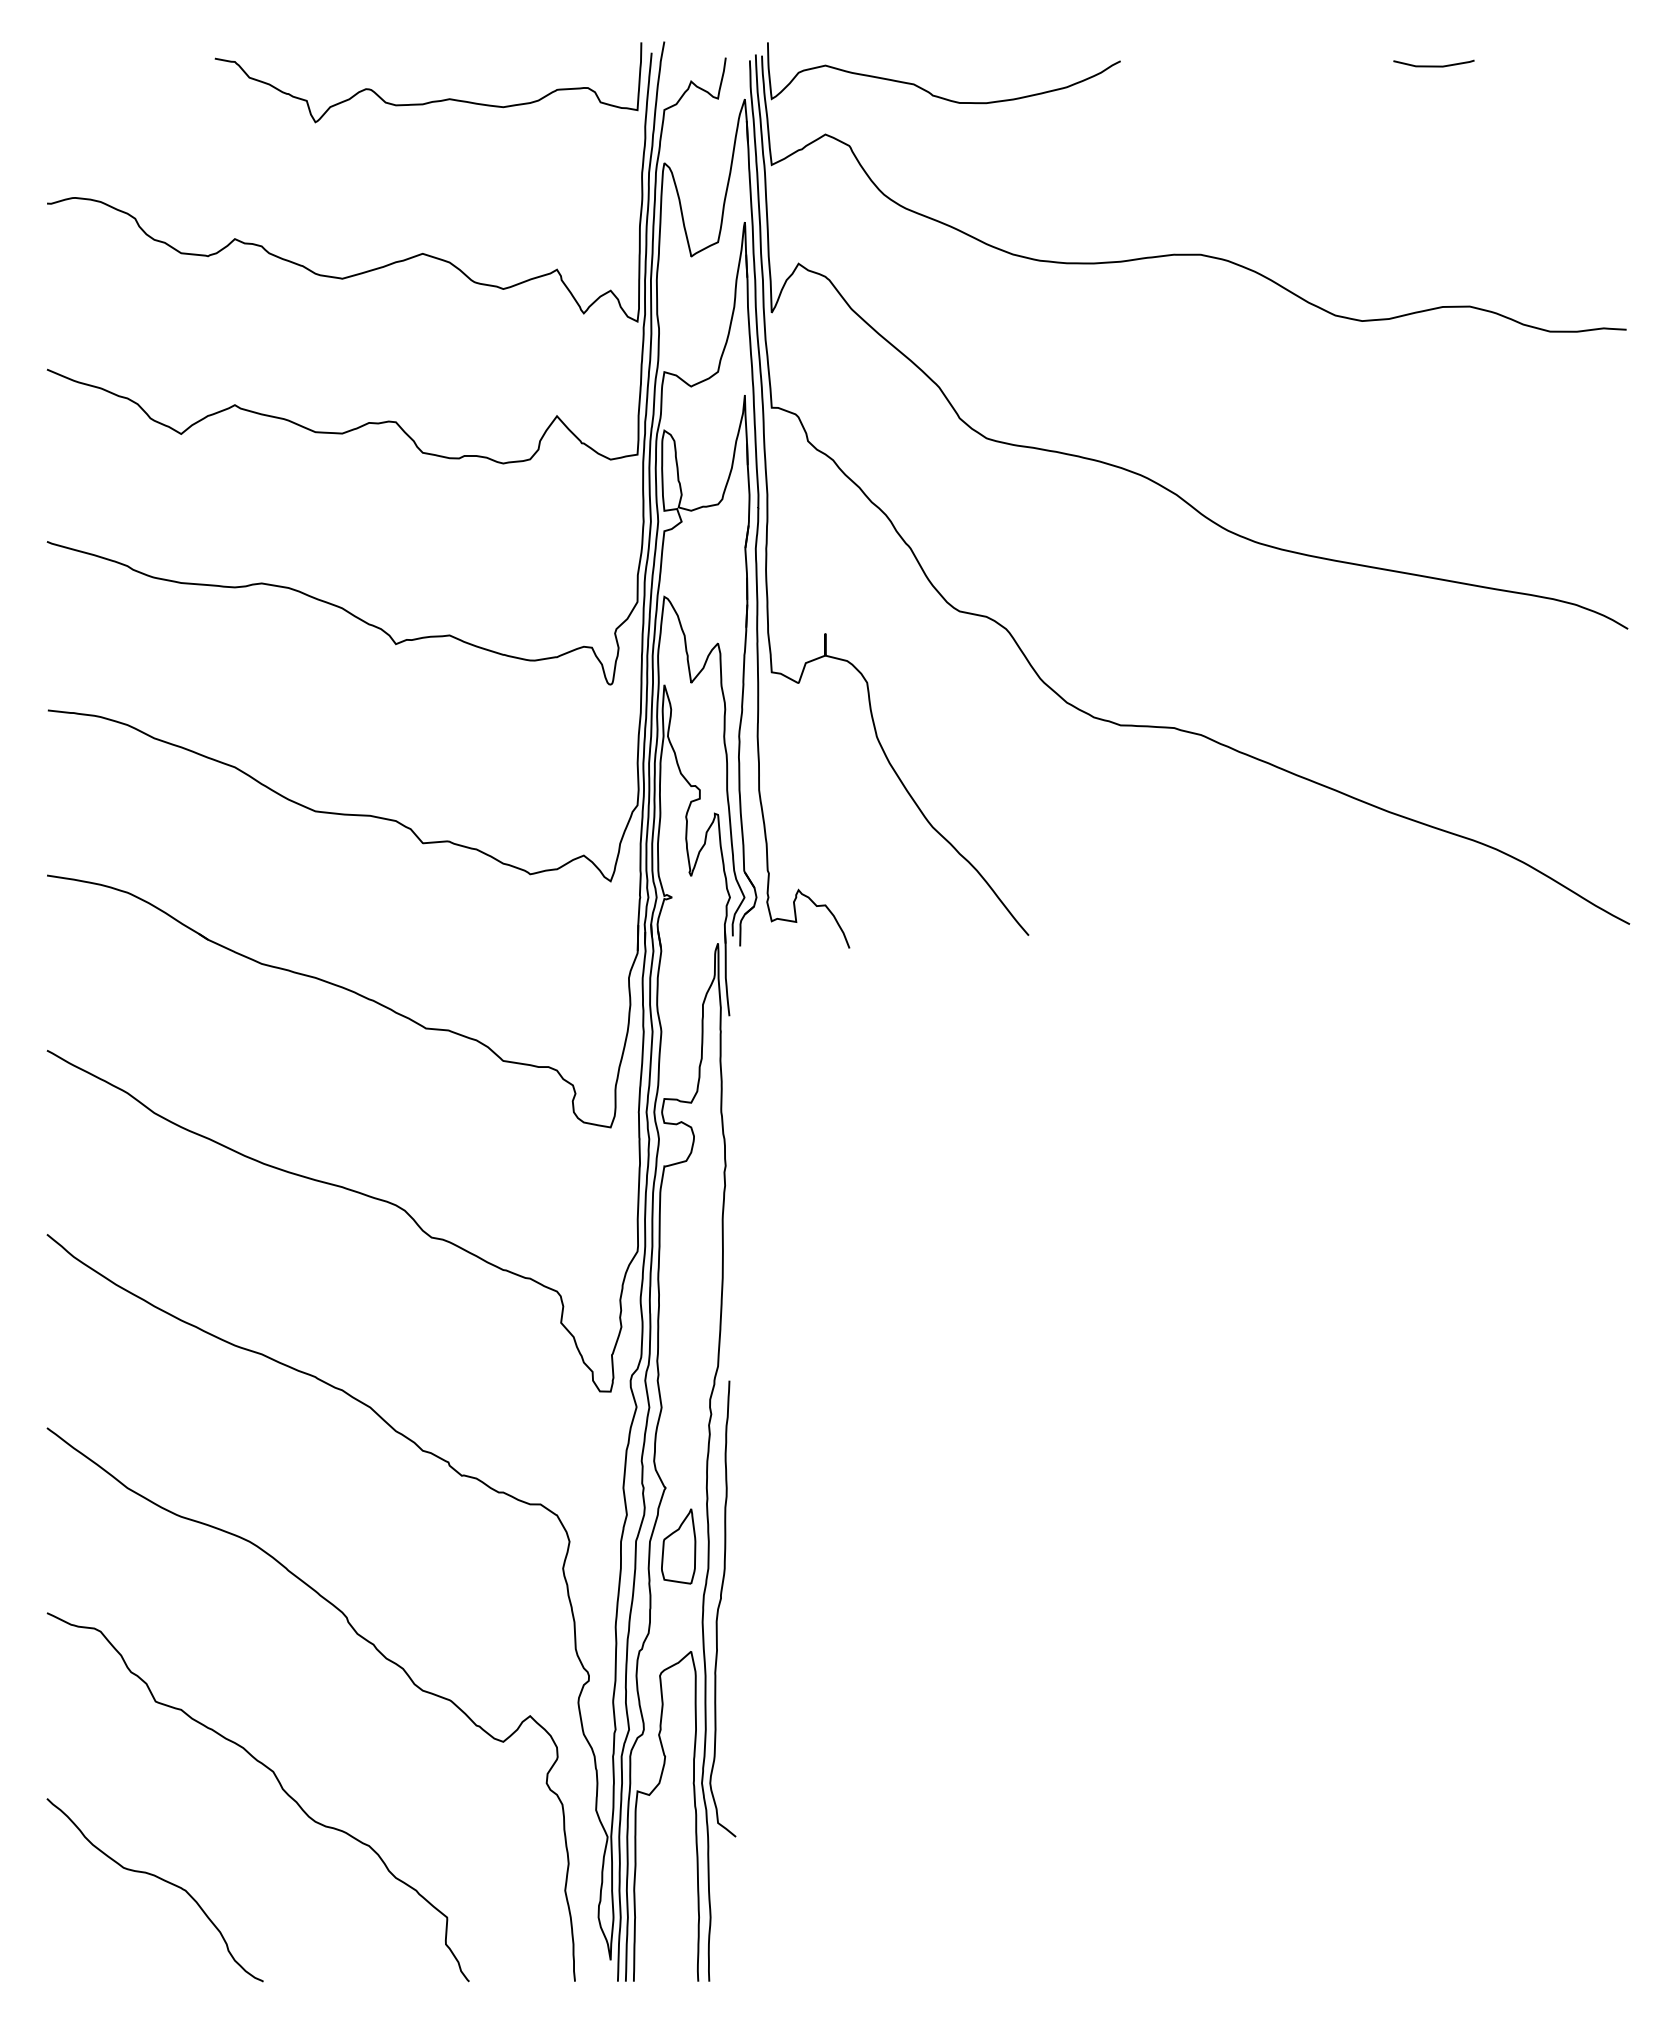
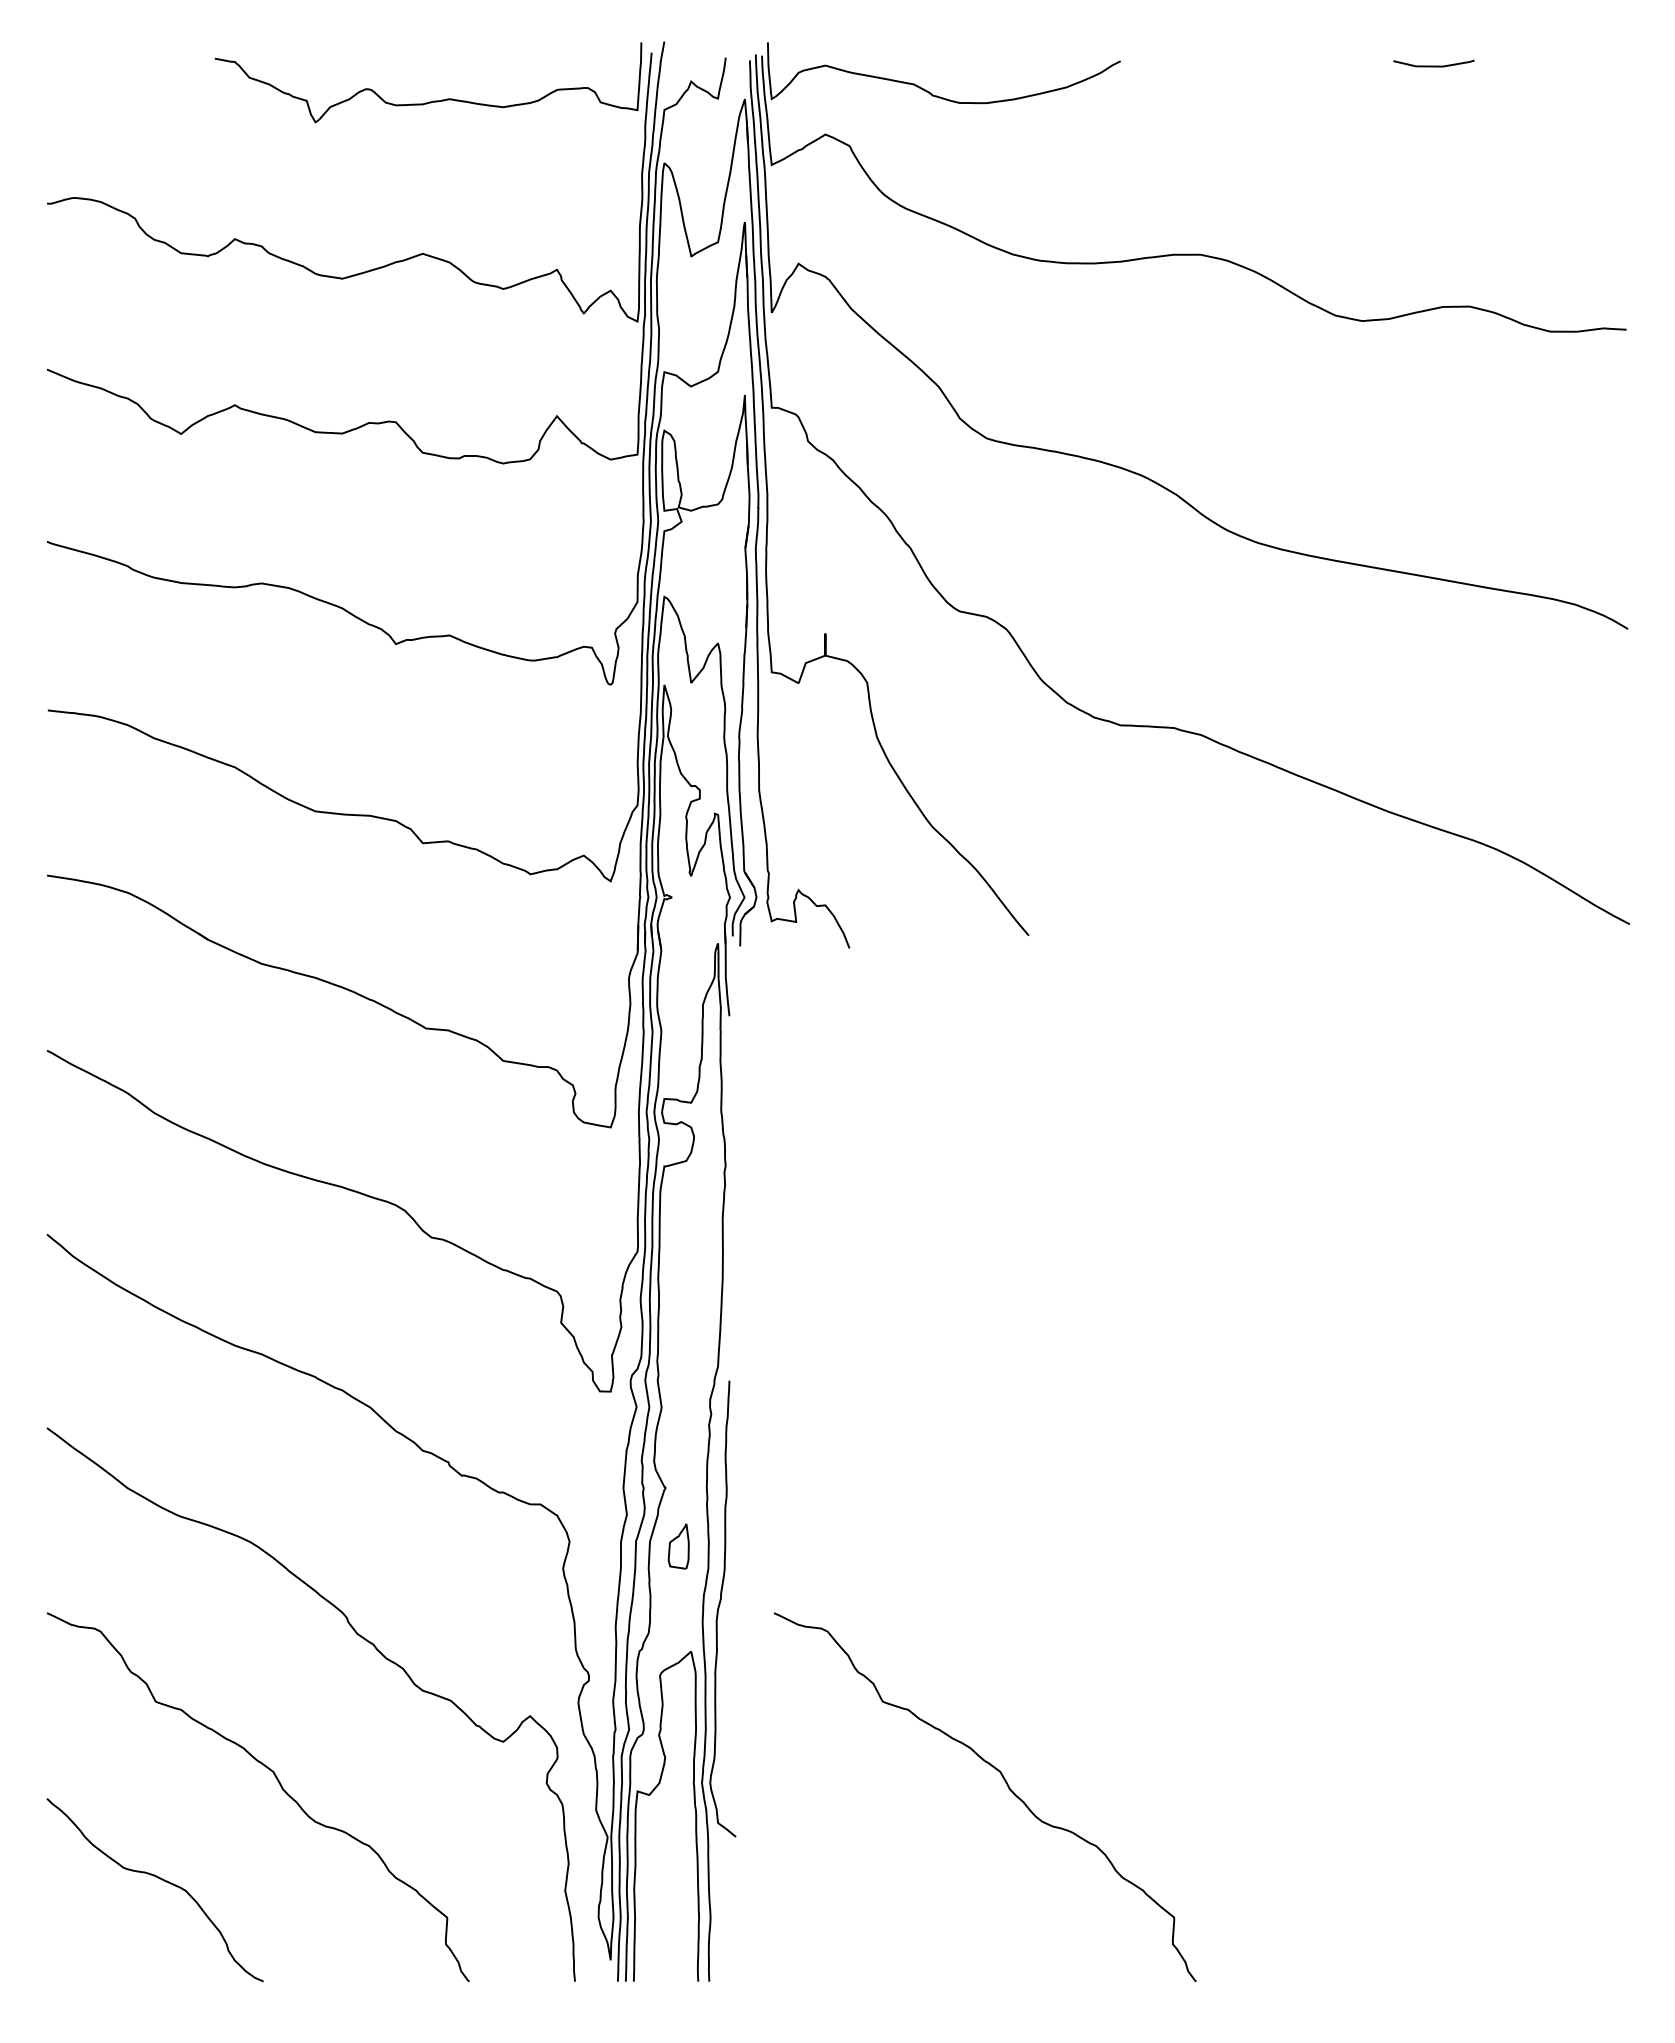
part size: 36x77 px -> 23x47 px (678, 1546)
curve: none -> present (1005, 1783)
